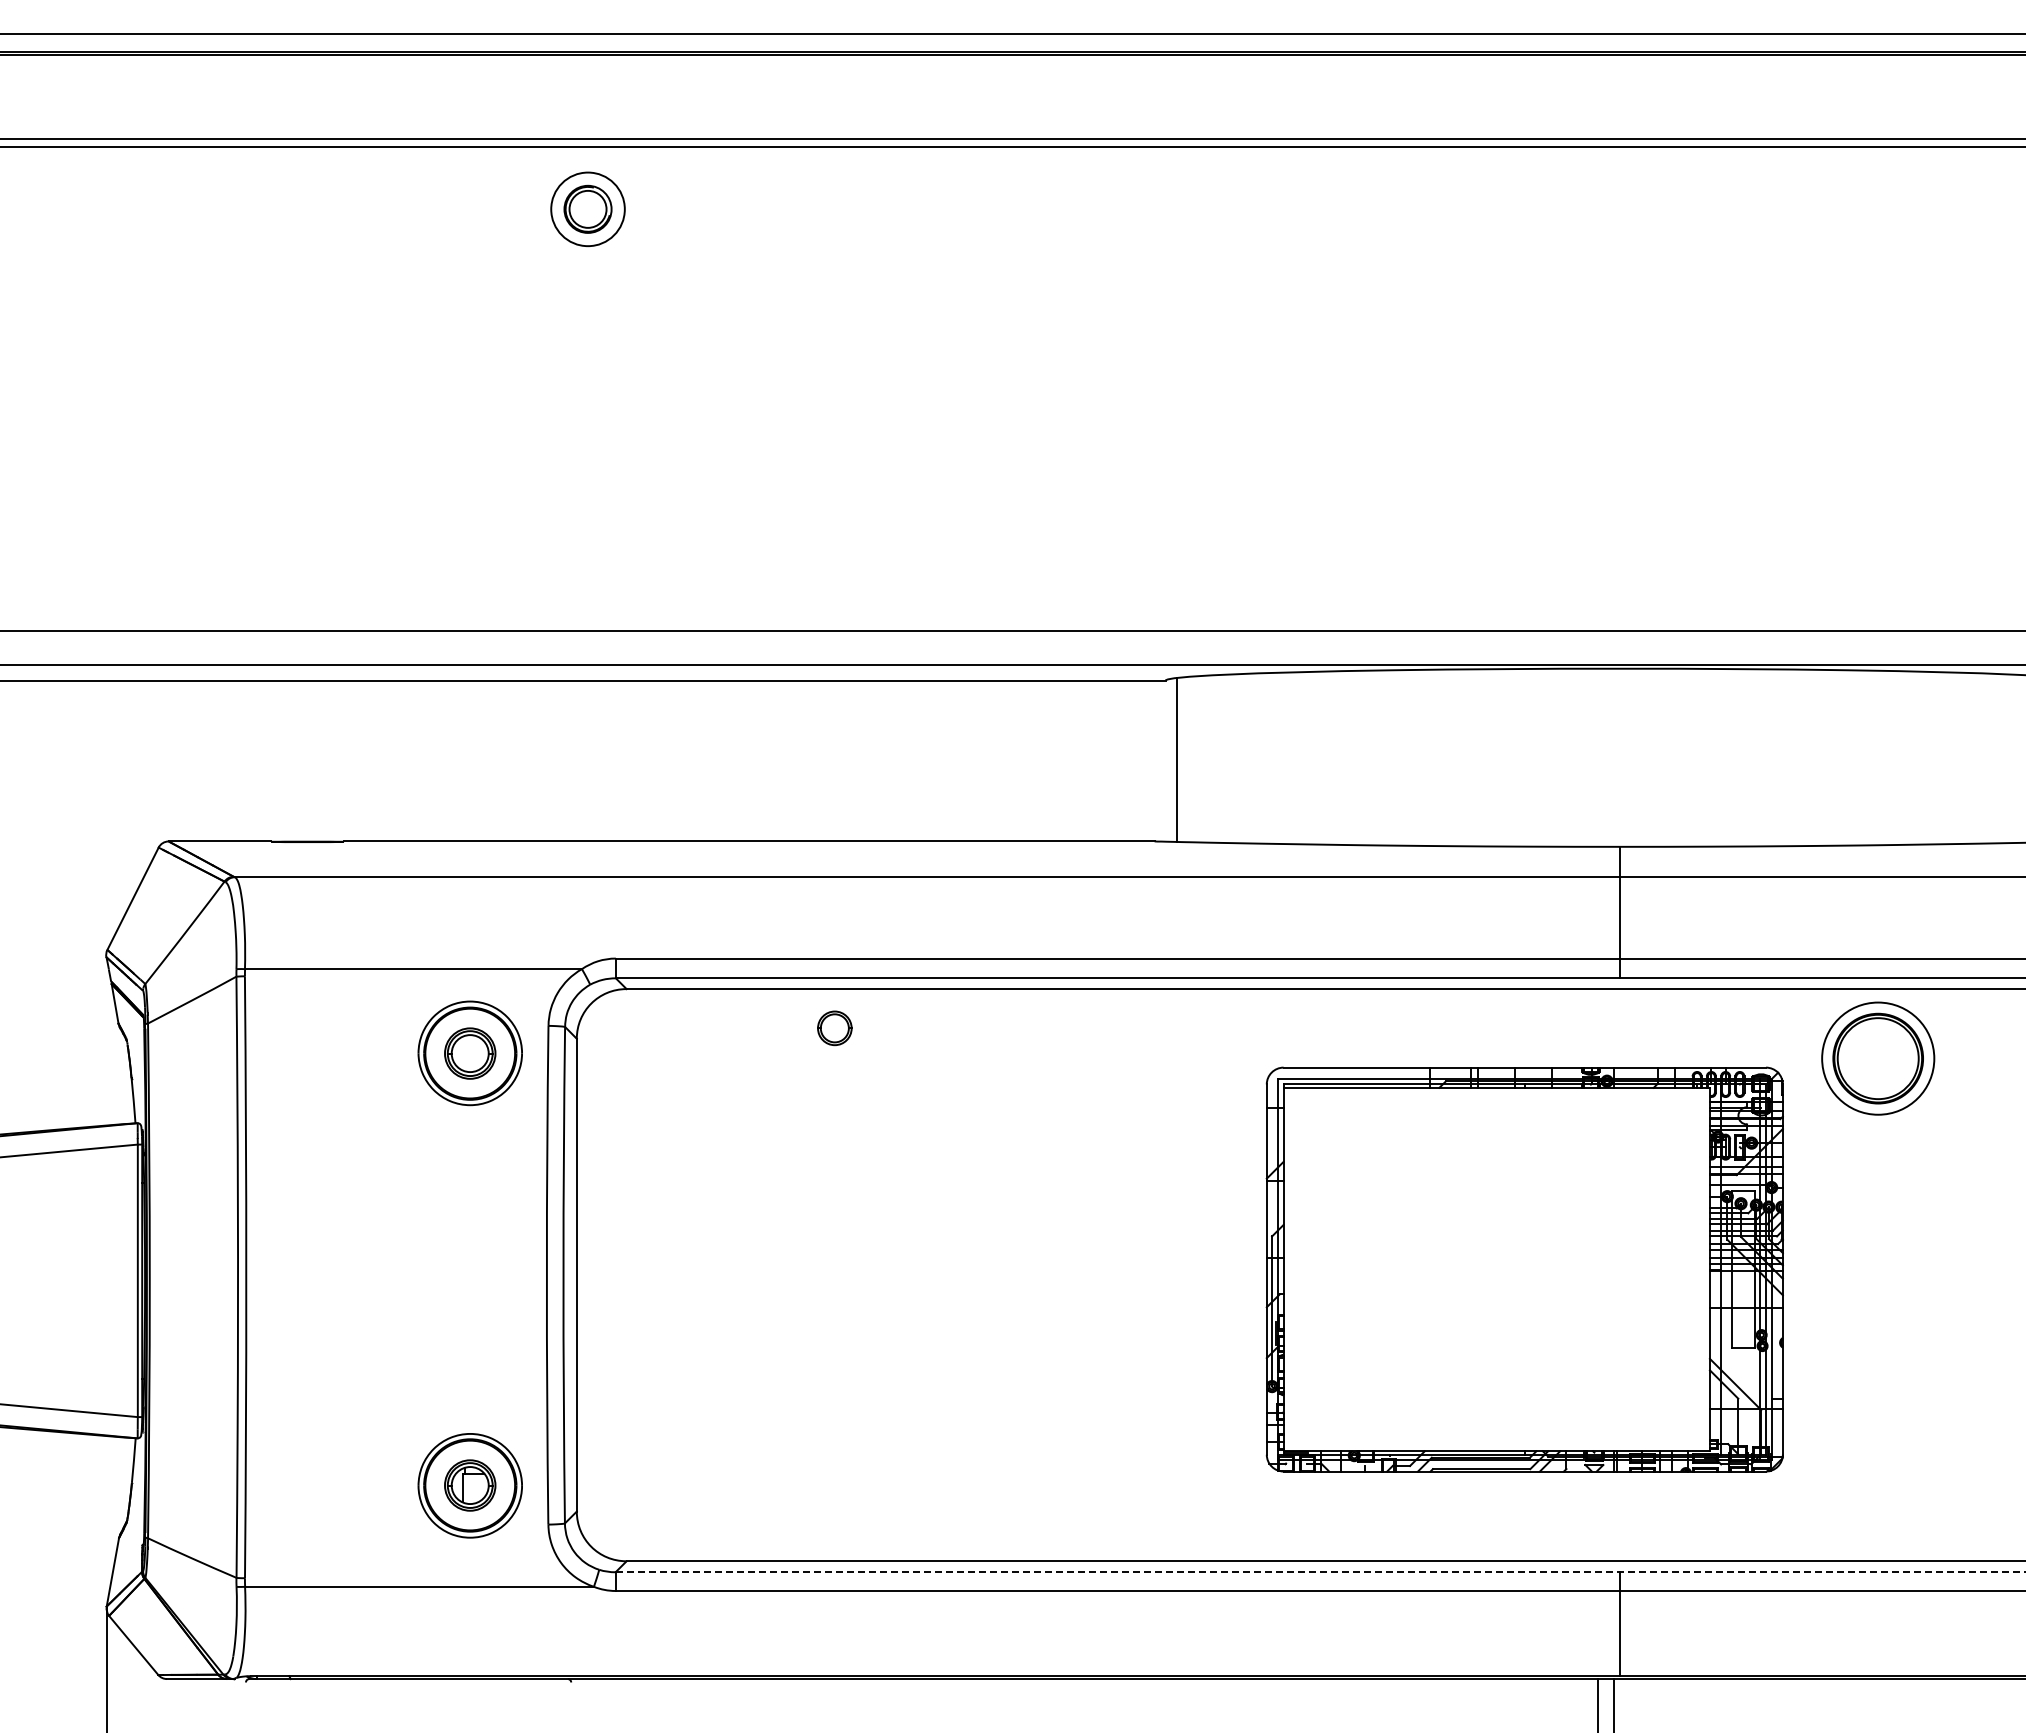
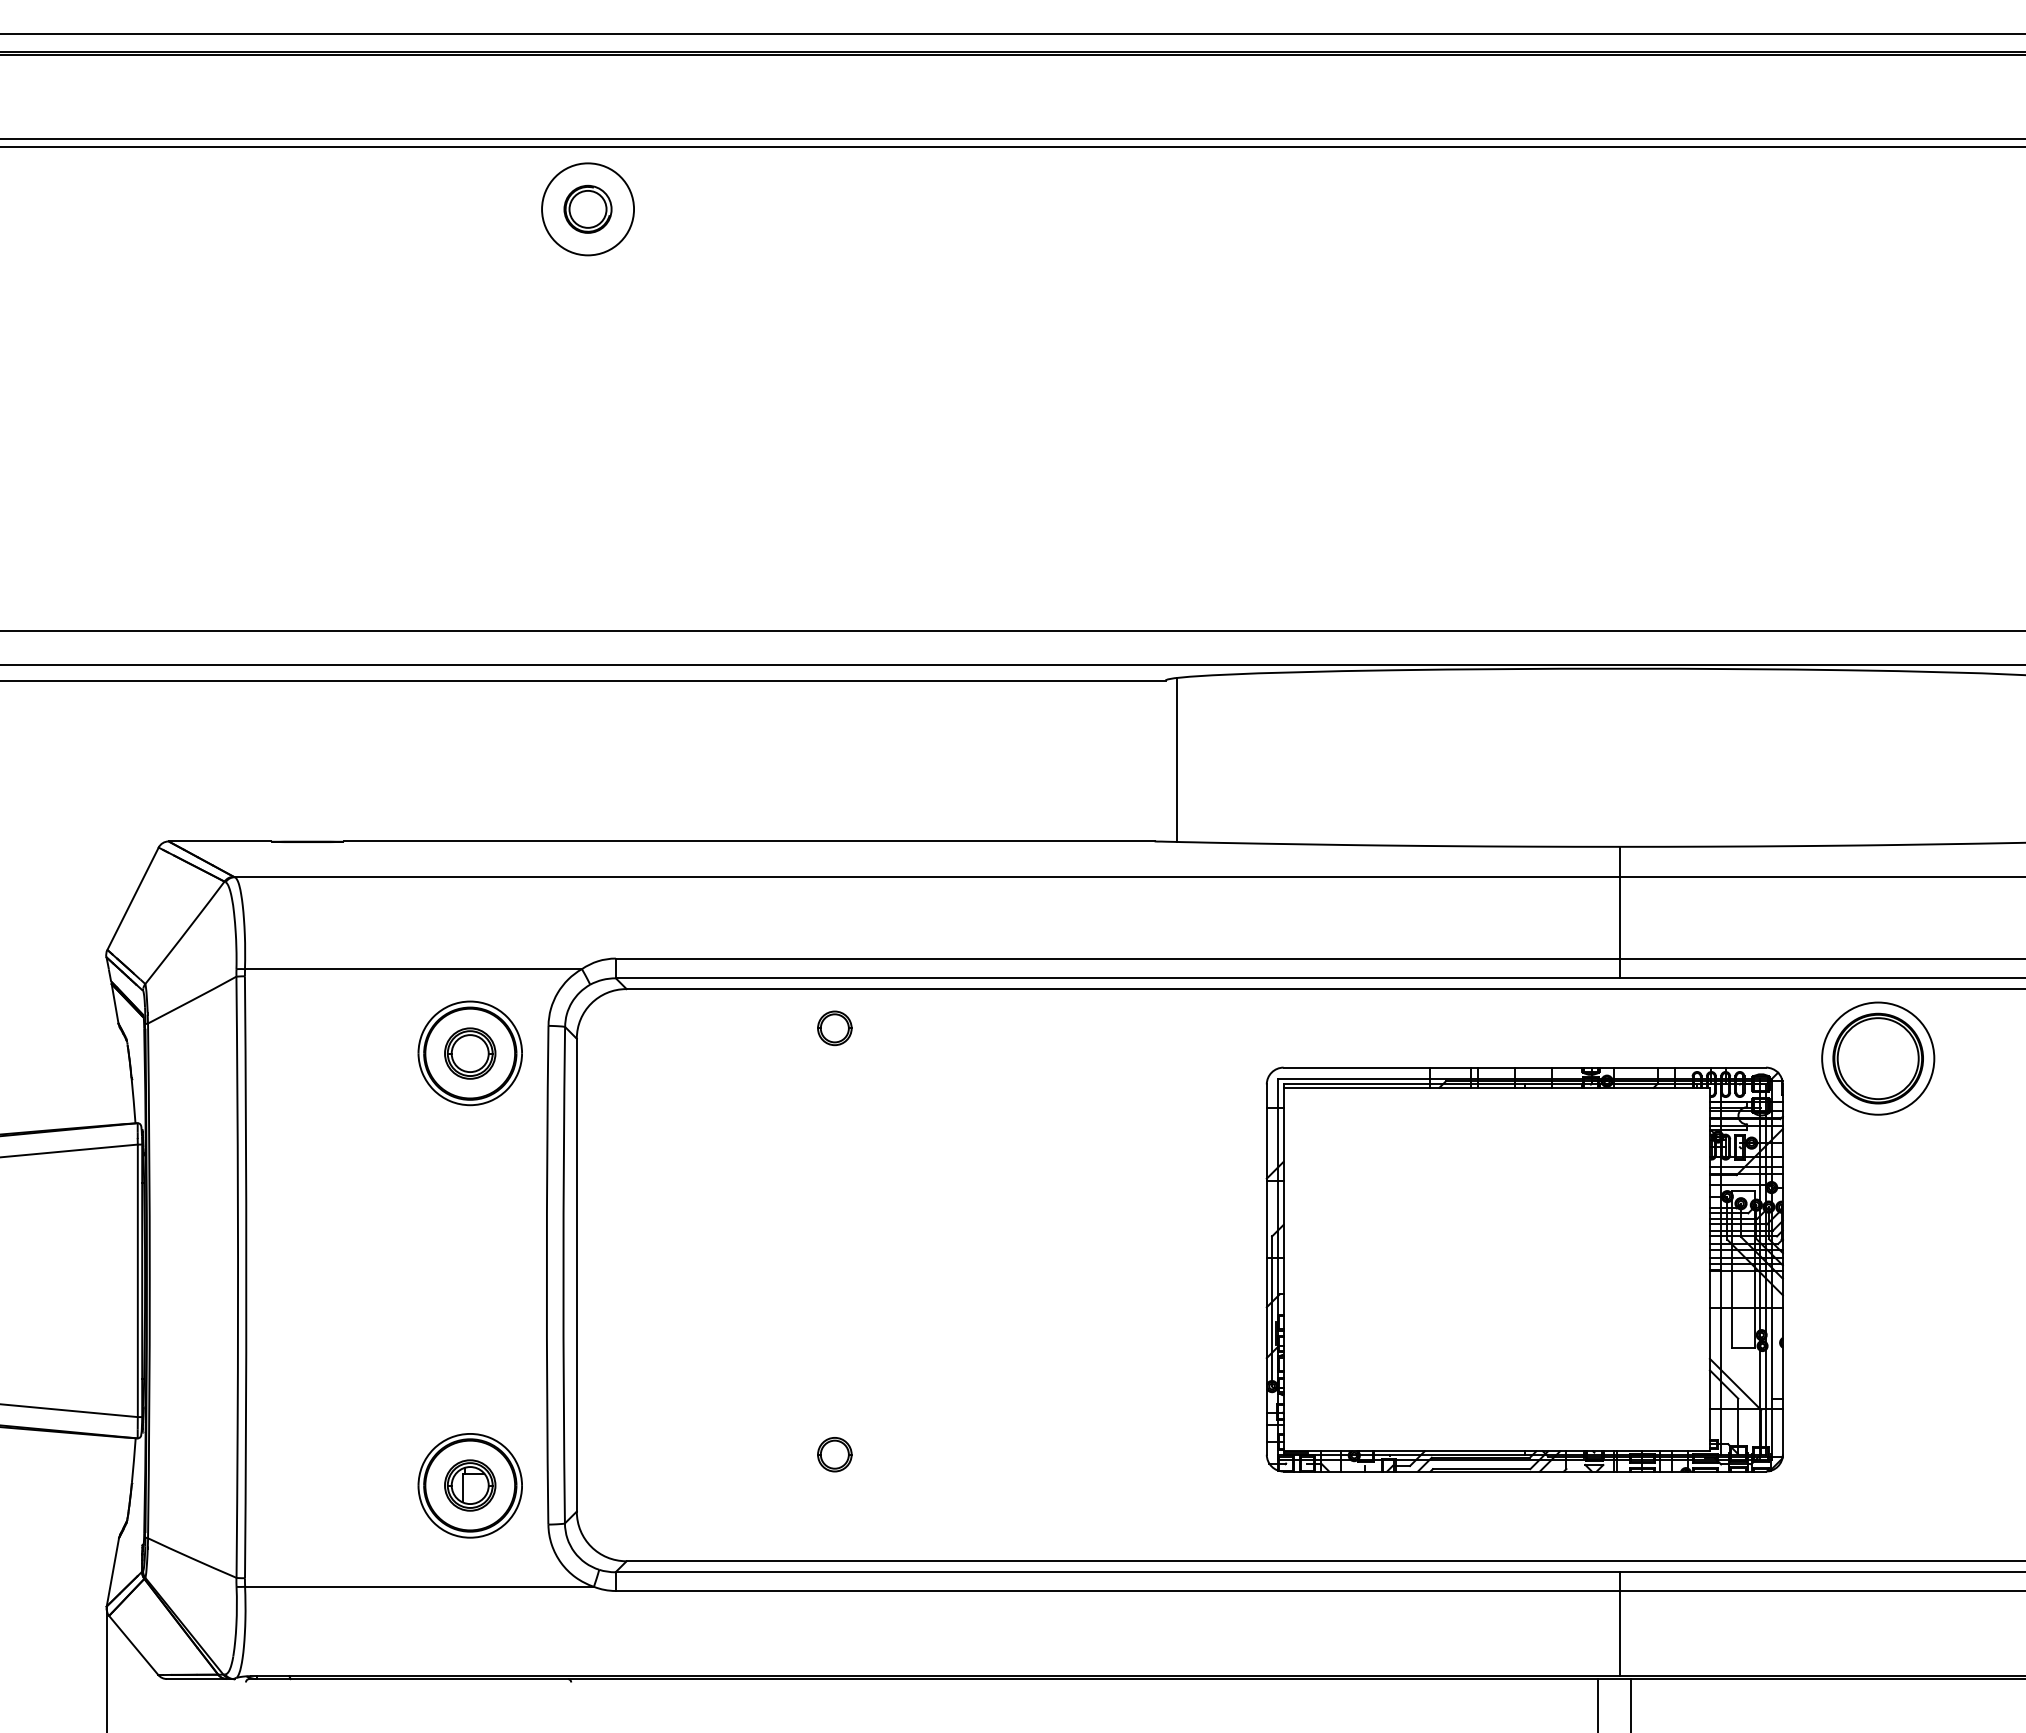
circle diameter: 74 px -> 92 px (588, 209)
part: none -> present (834, 1454)
line: dashed -> solid (1320, 1572)
line position: (1614, 1704) -> (1631, 1704) (1631, 1704)
